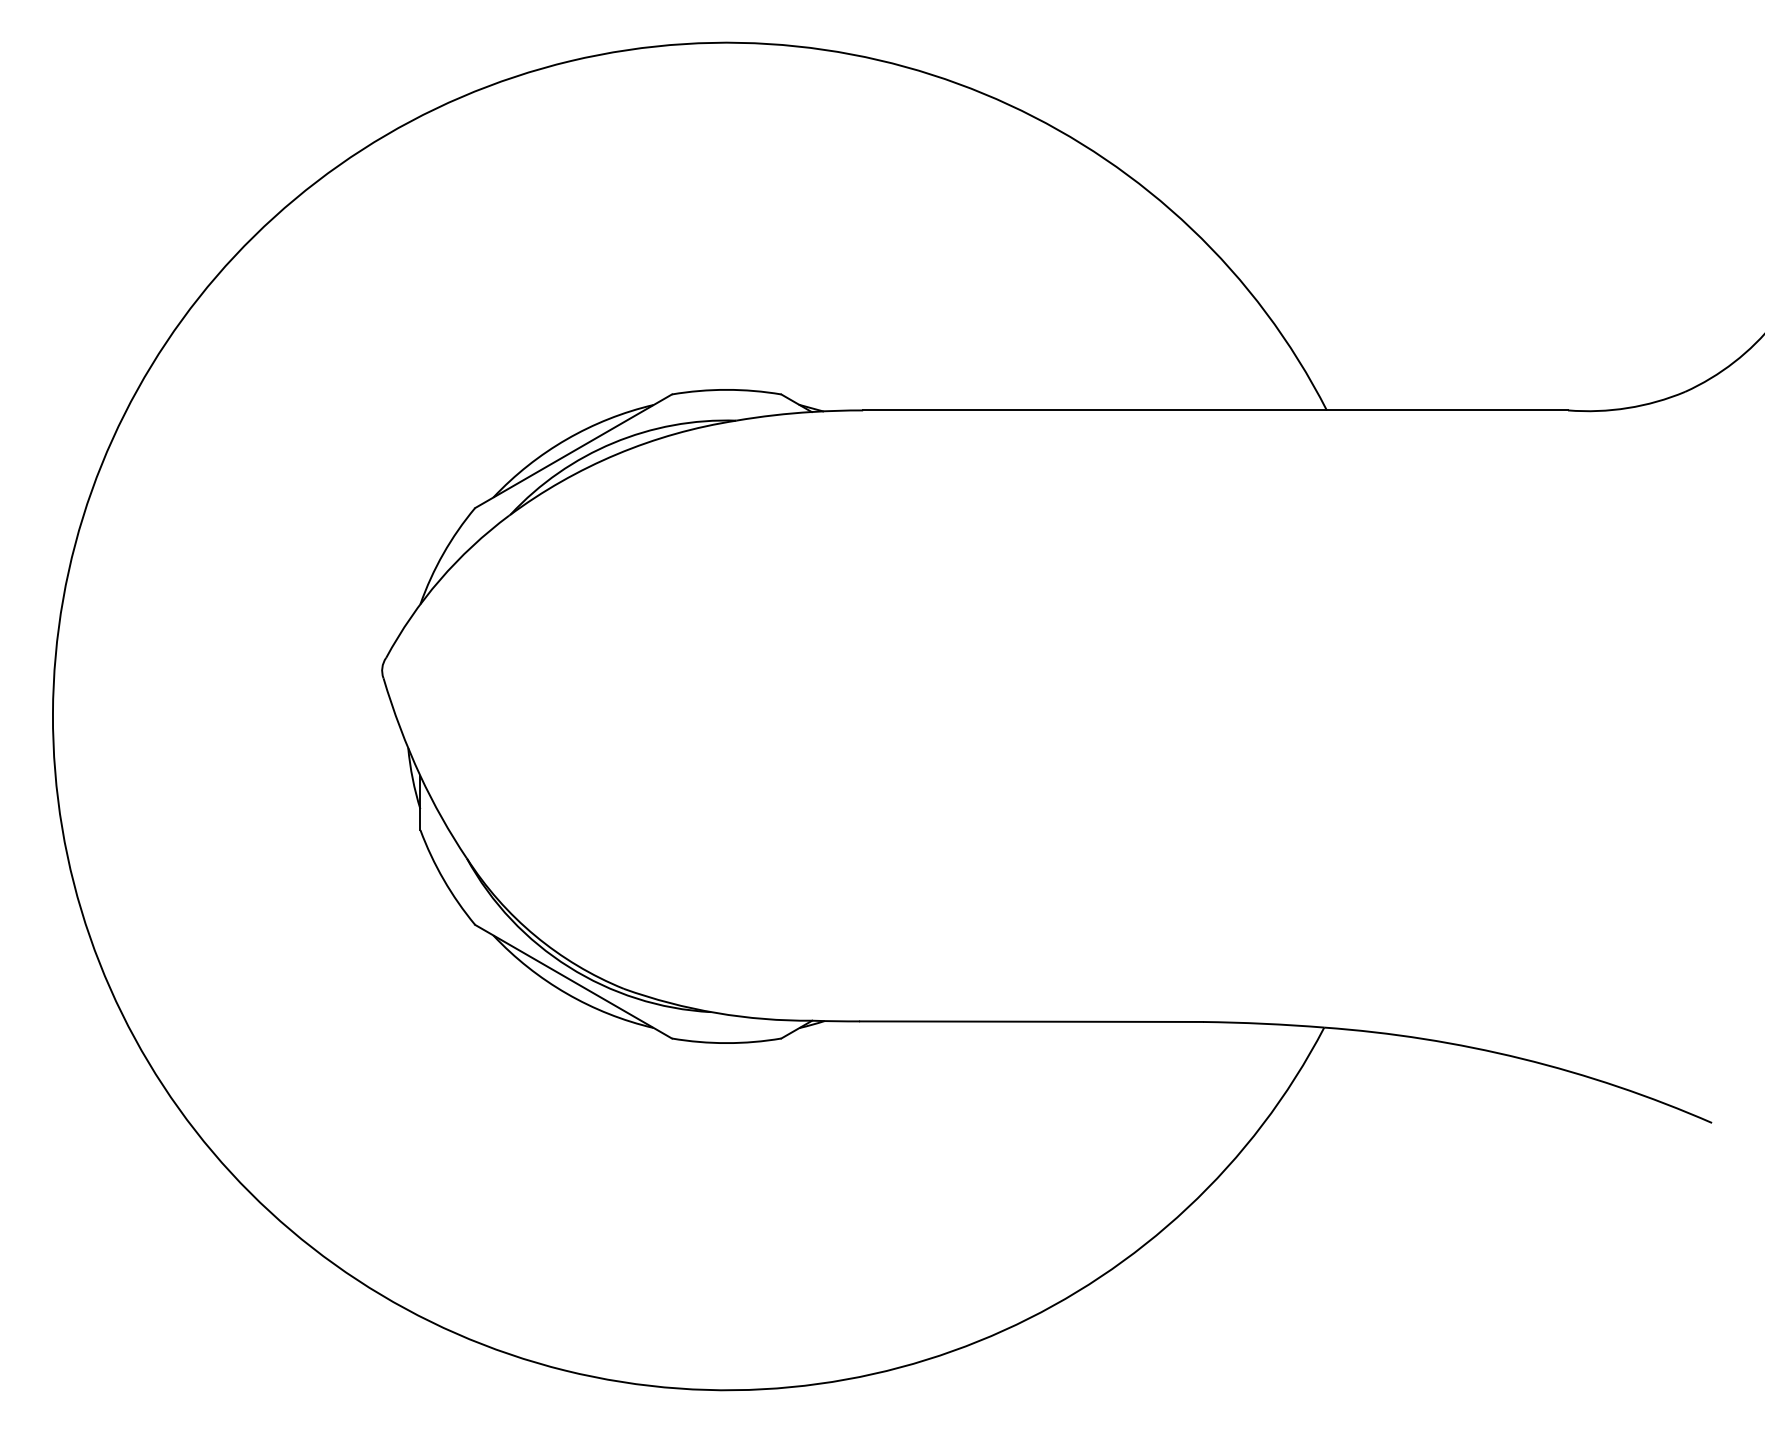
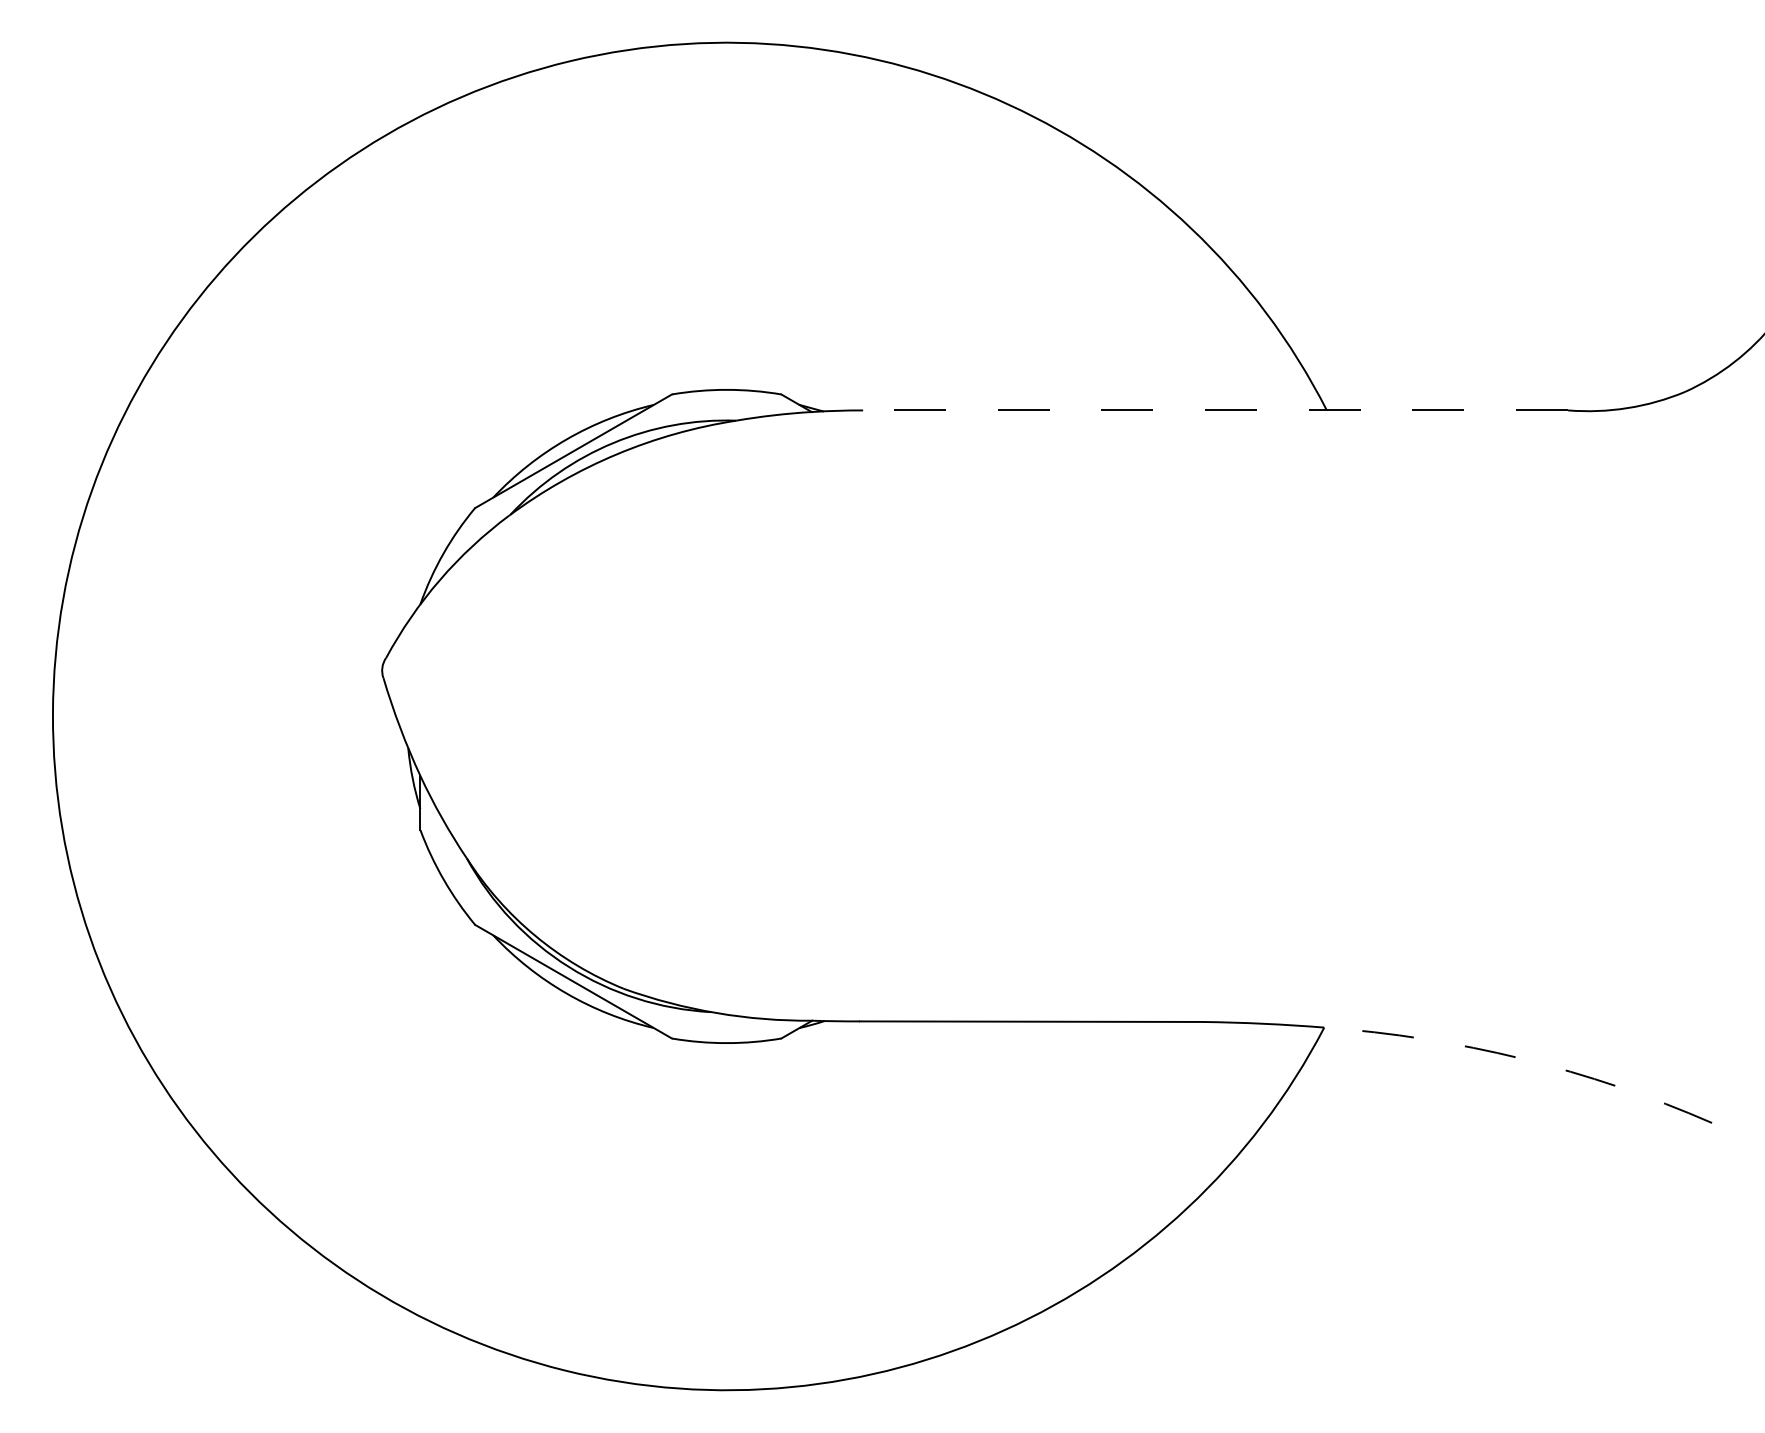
line: solid -> dashed (1215, 410)
arc: solid -> dashed (1522, 1058)
